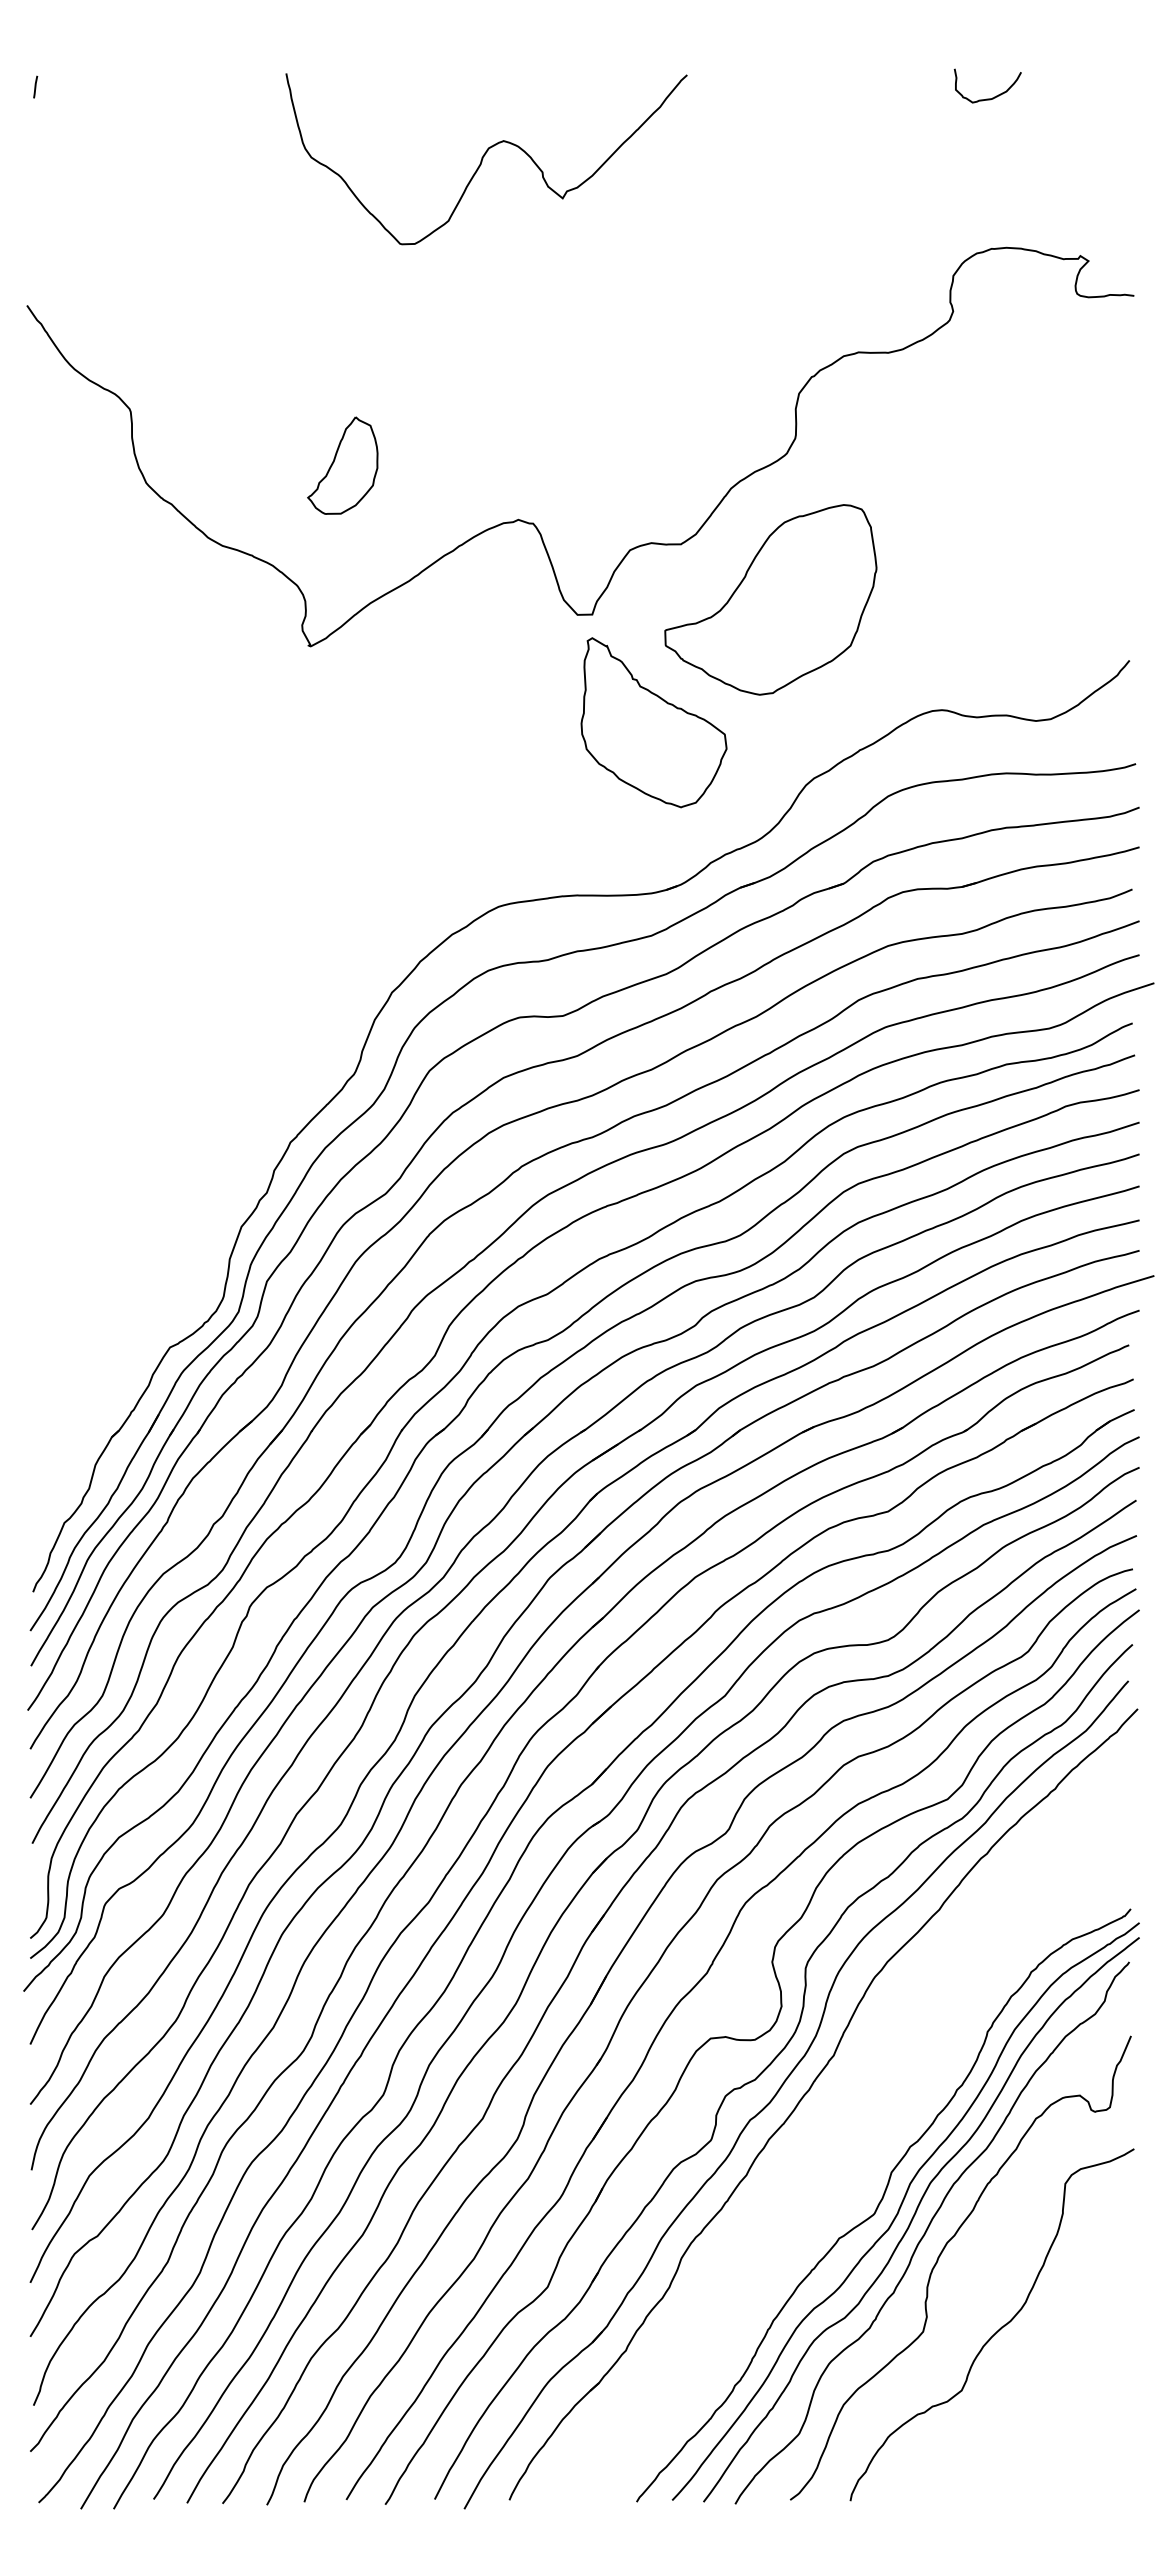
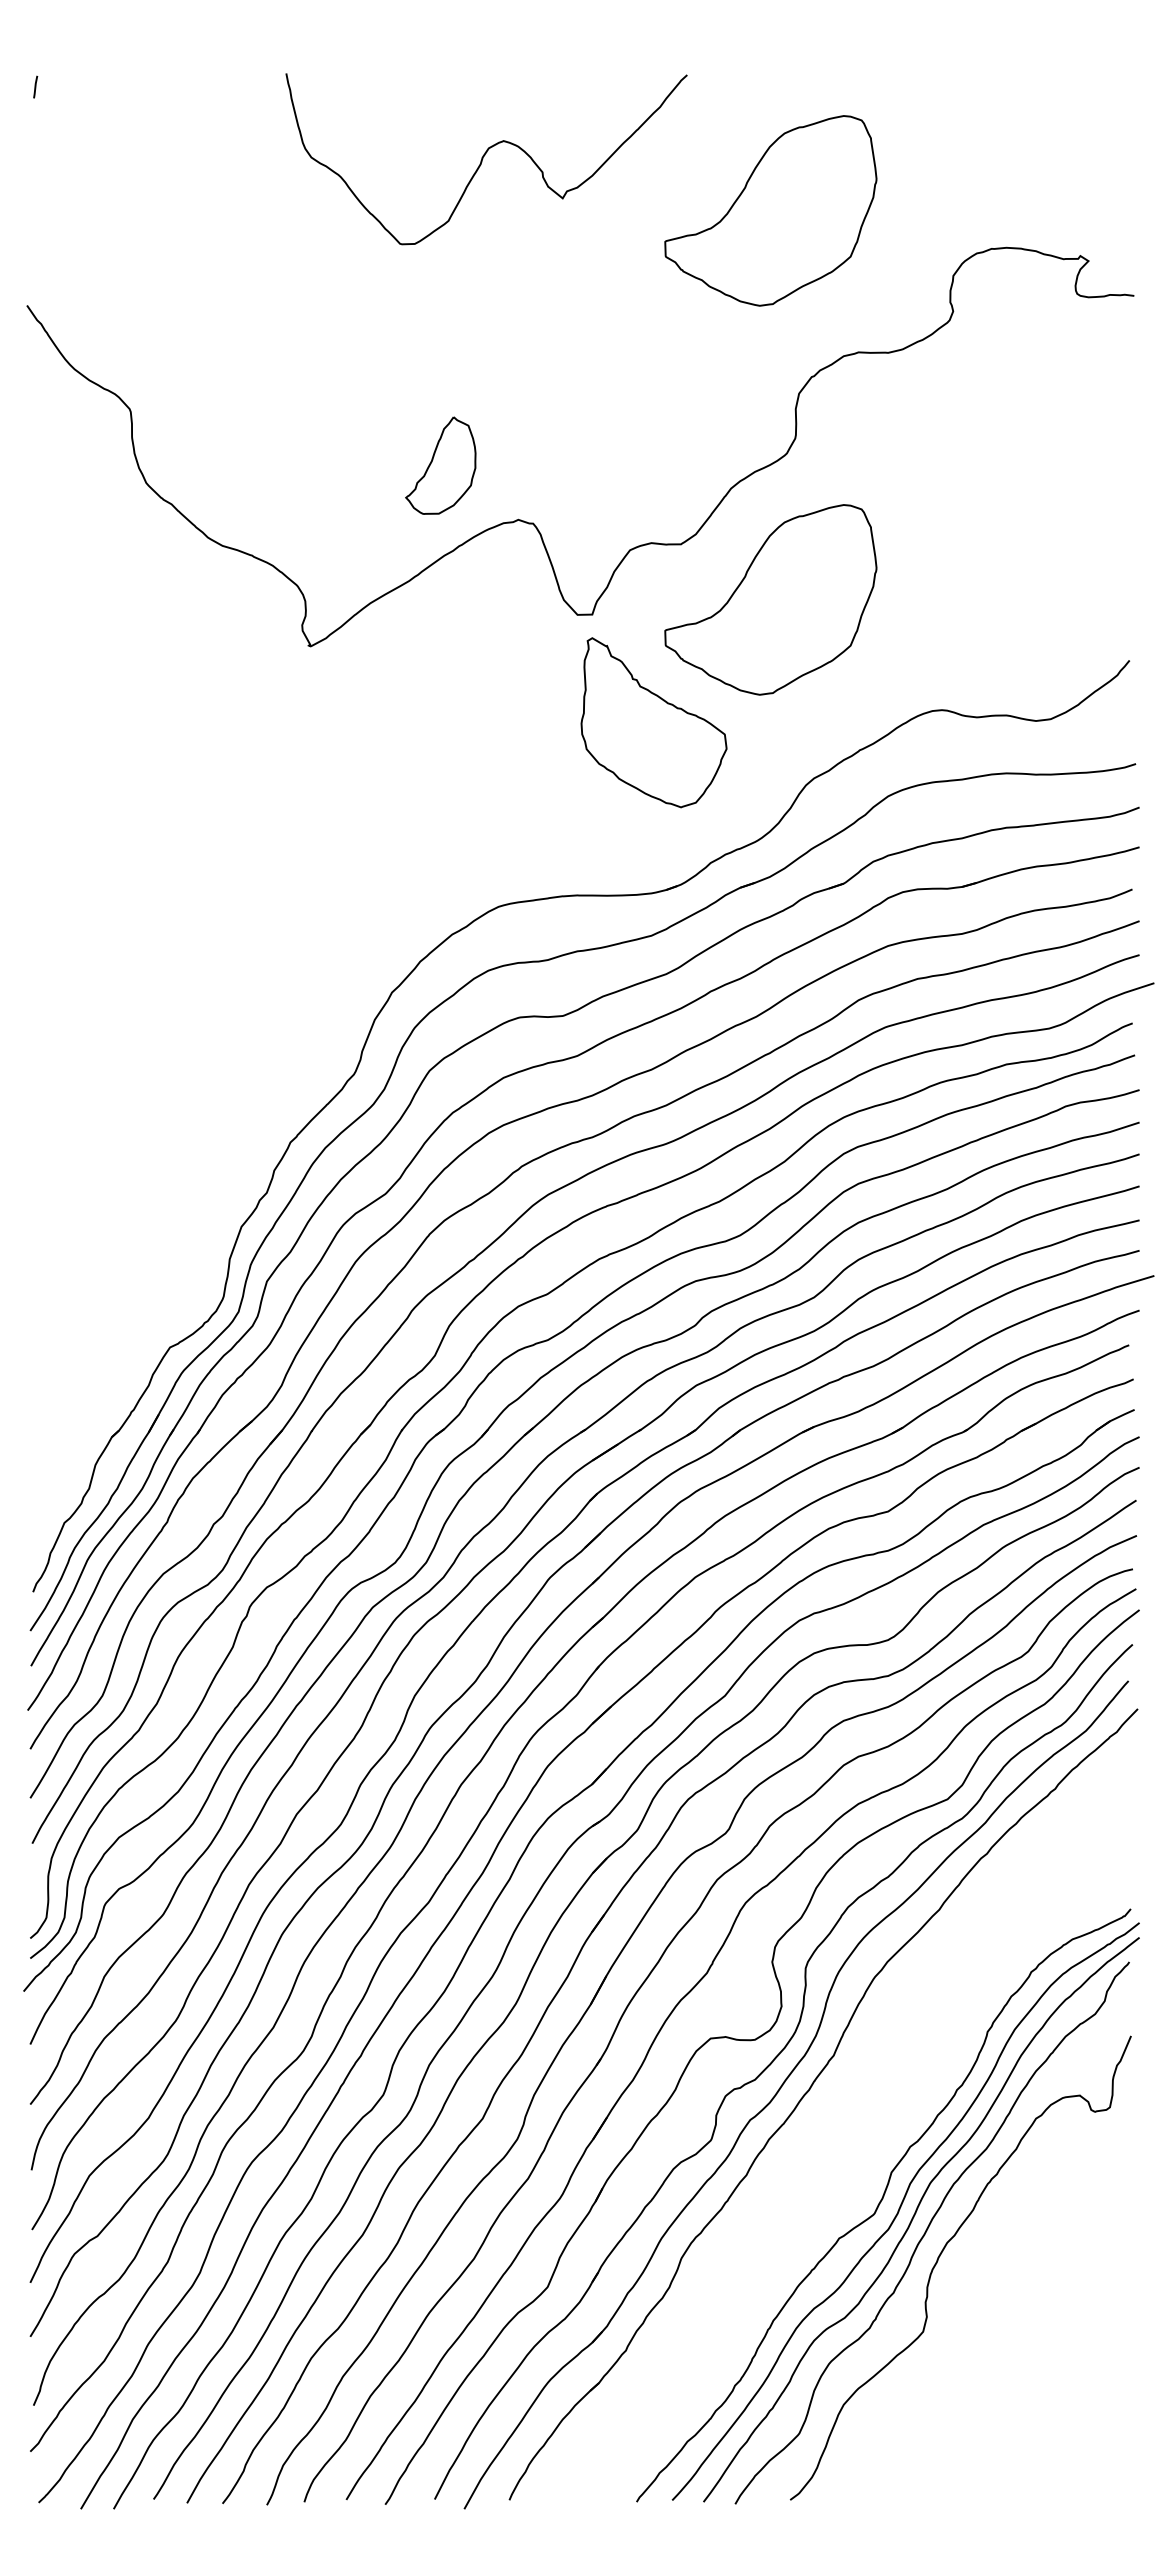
curve: present -> none (992, 97)
part: none -> present (770, 210)
part position: (342, 465) -> (440, 465) (440, 465)
curve: present -> none (997, 2330)
